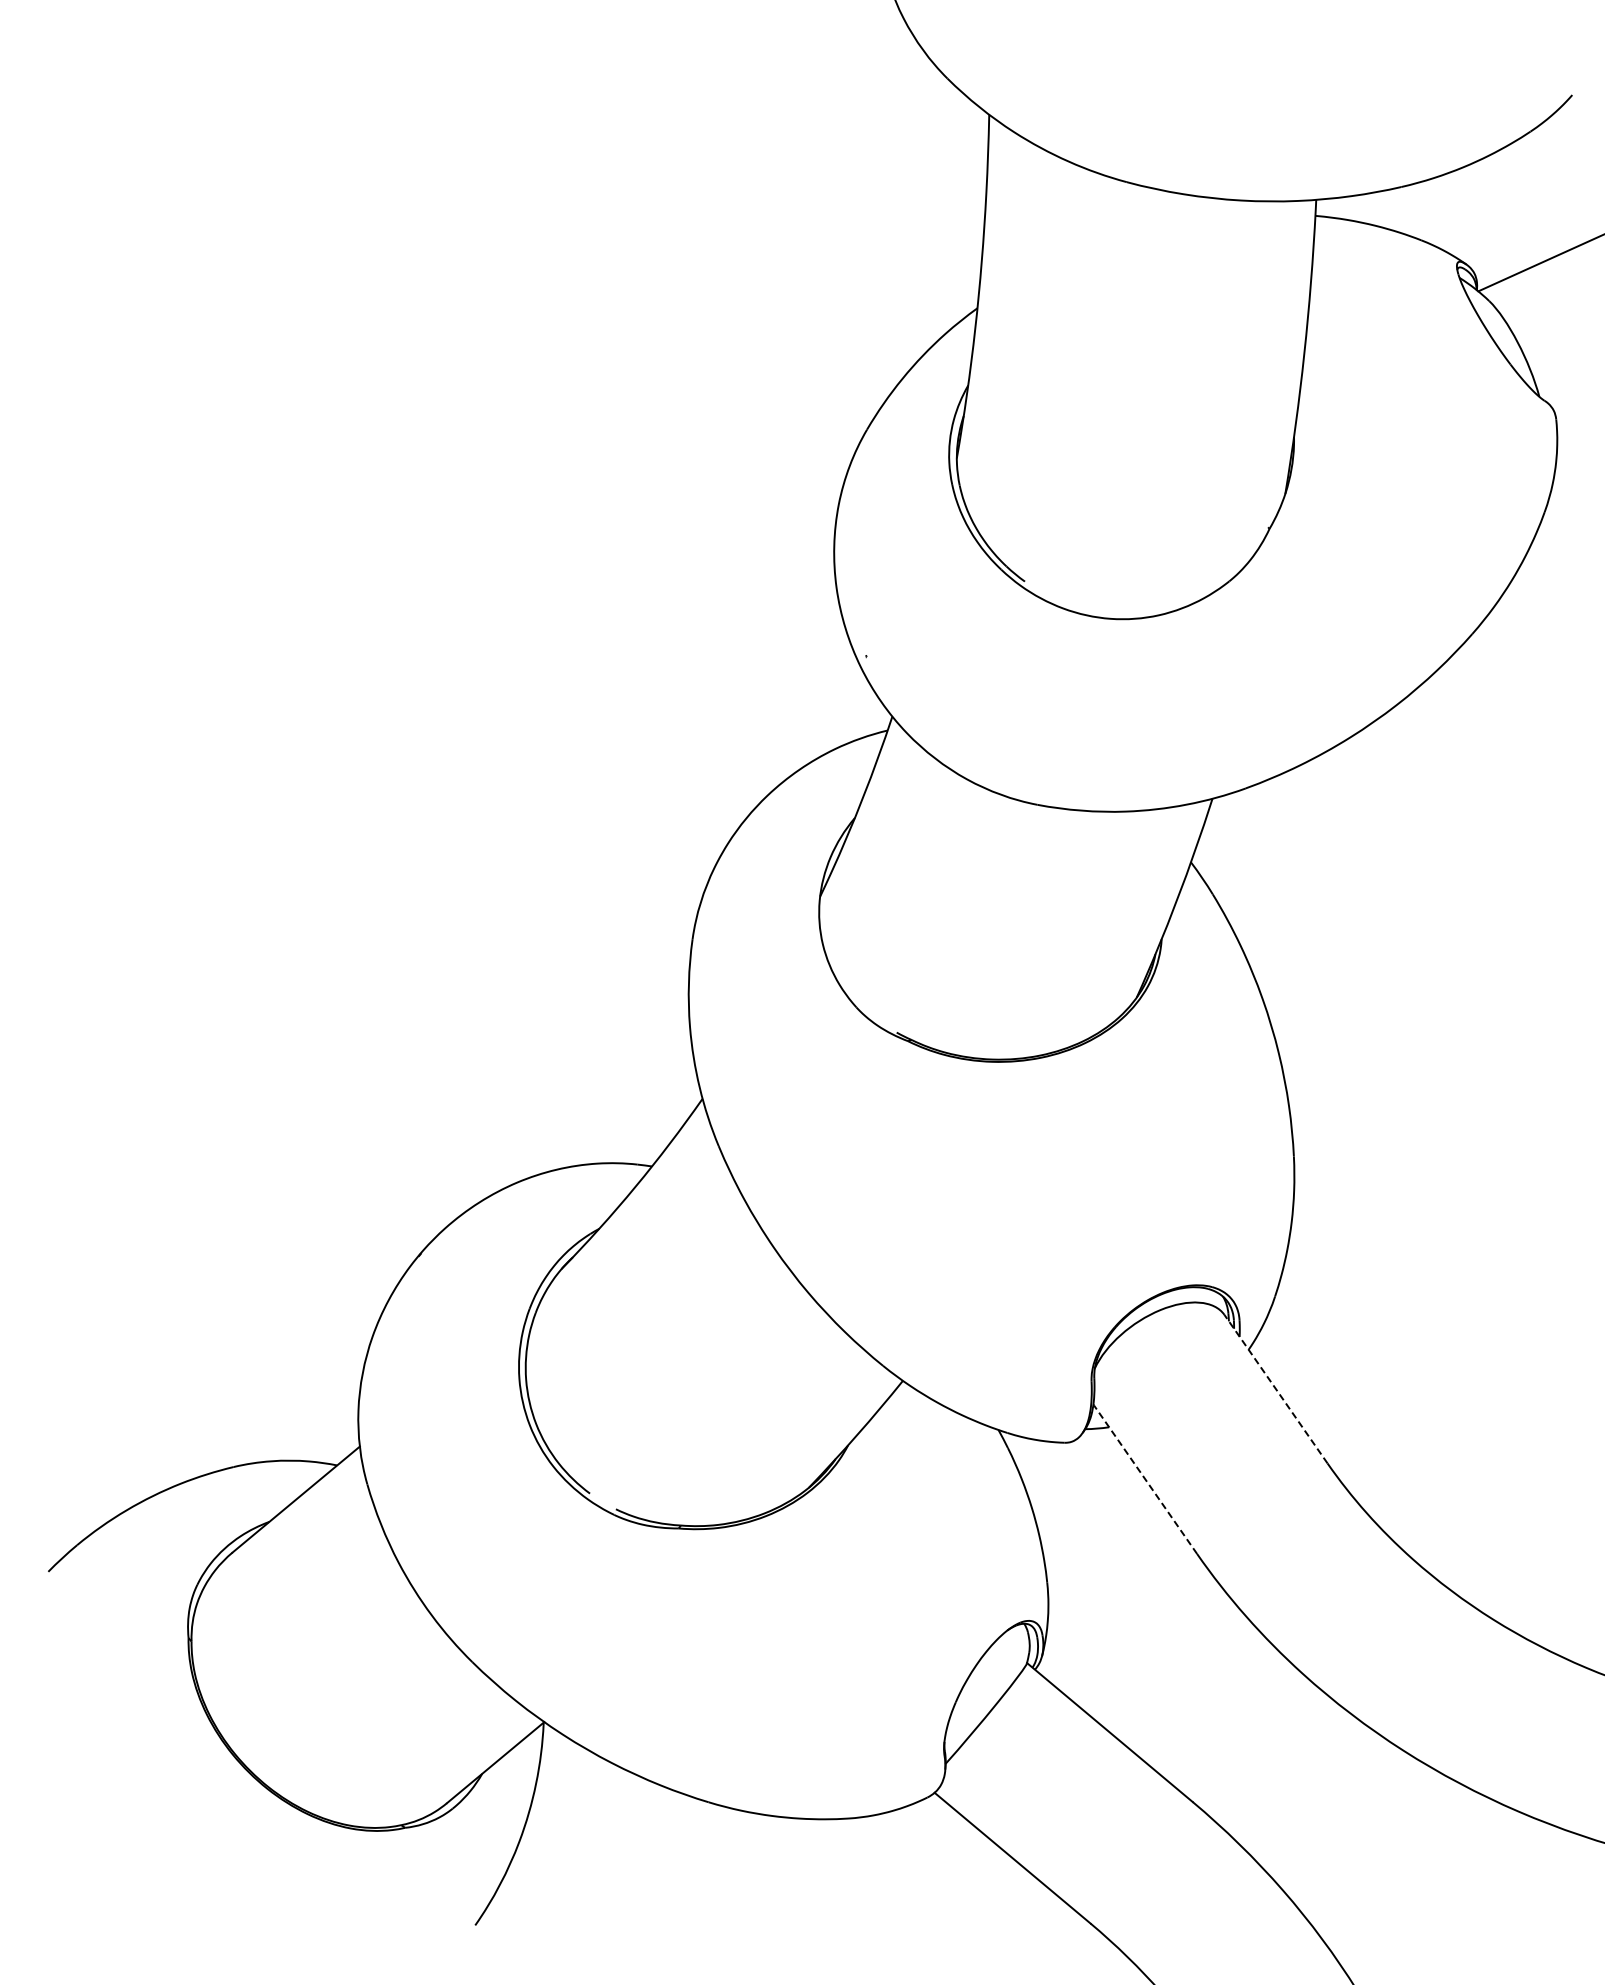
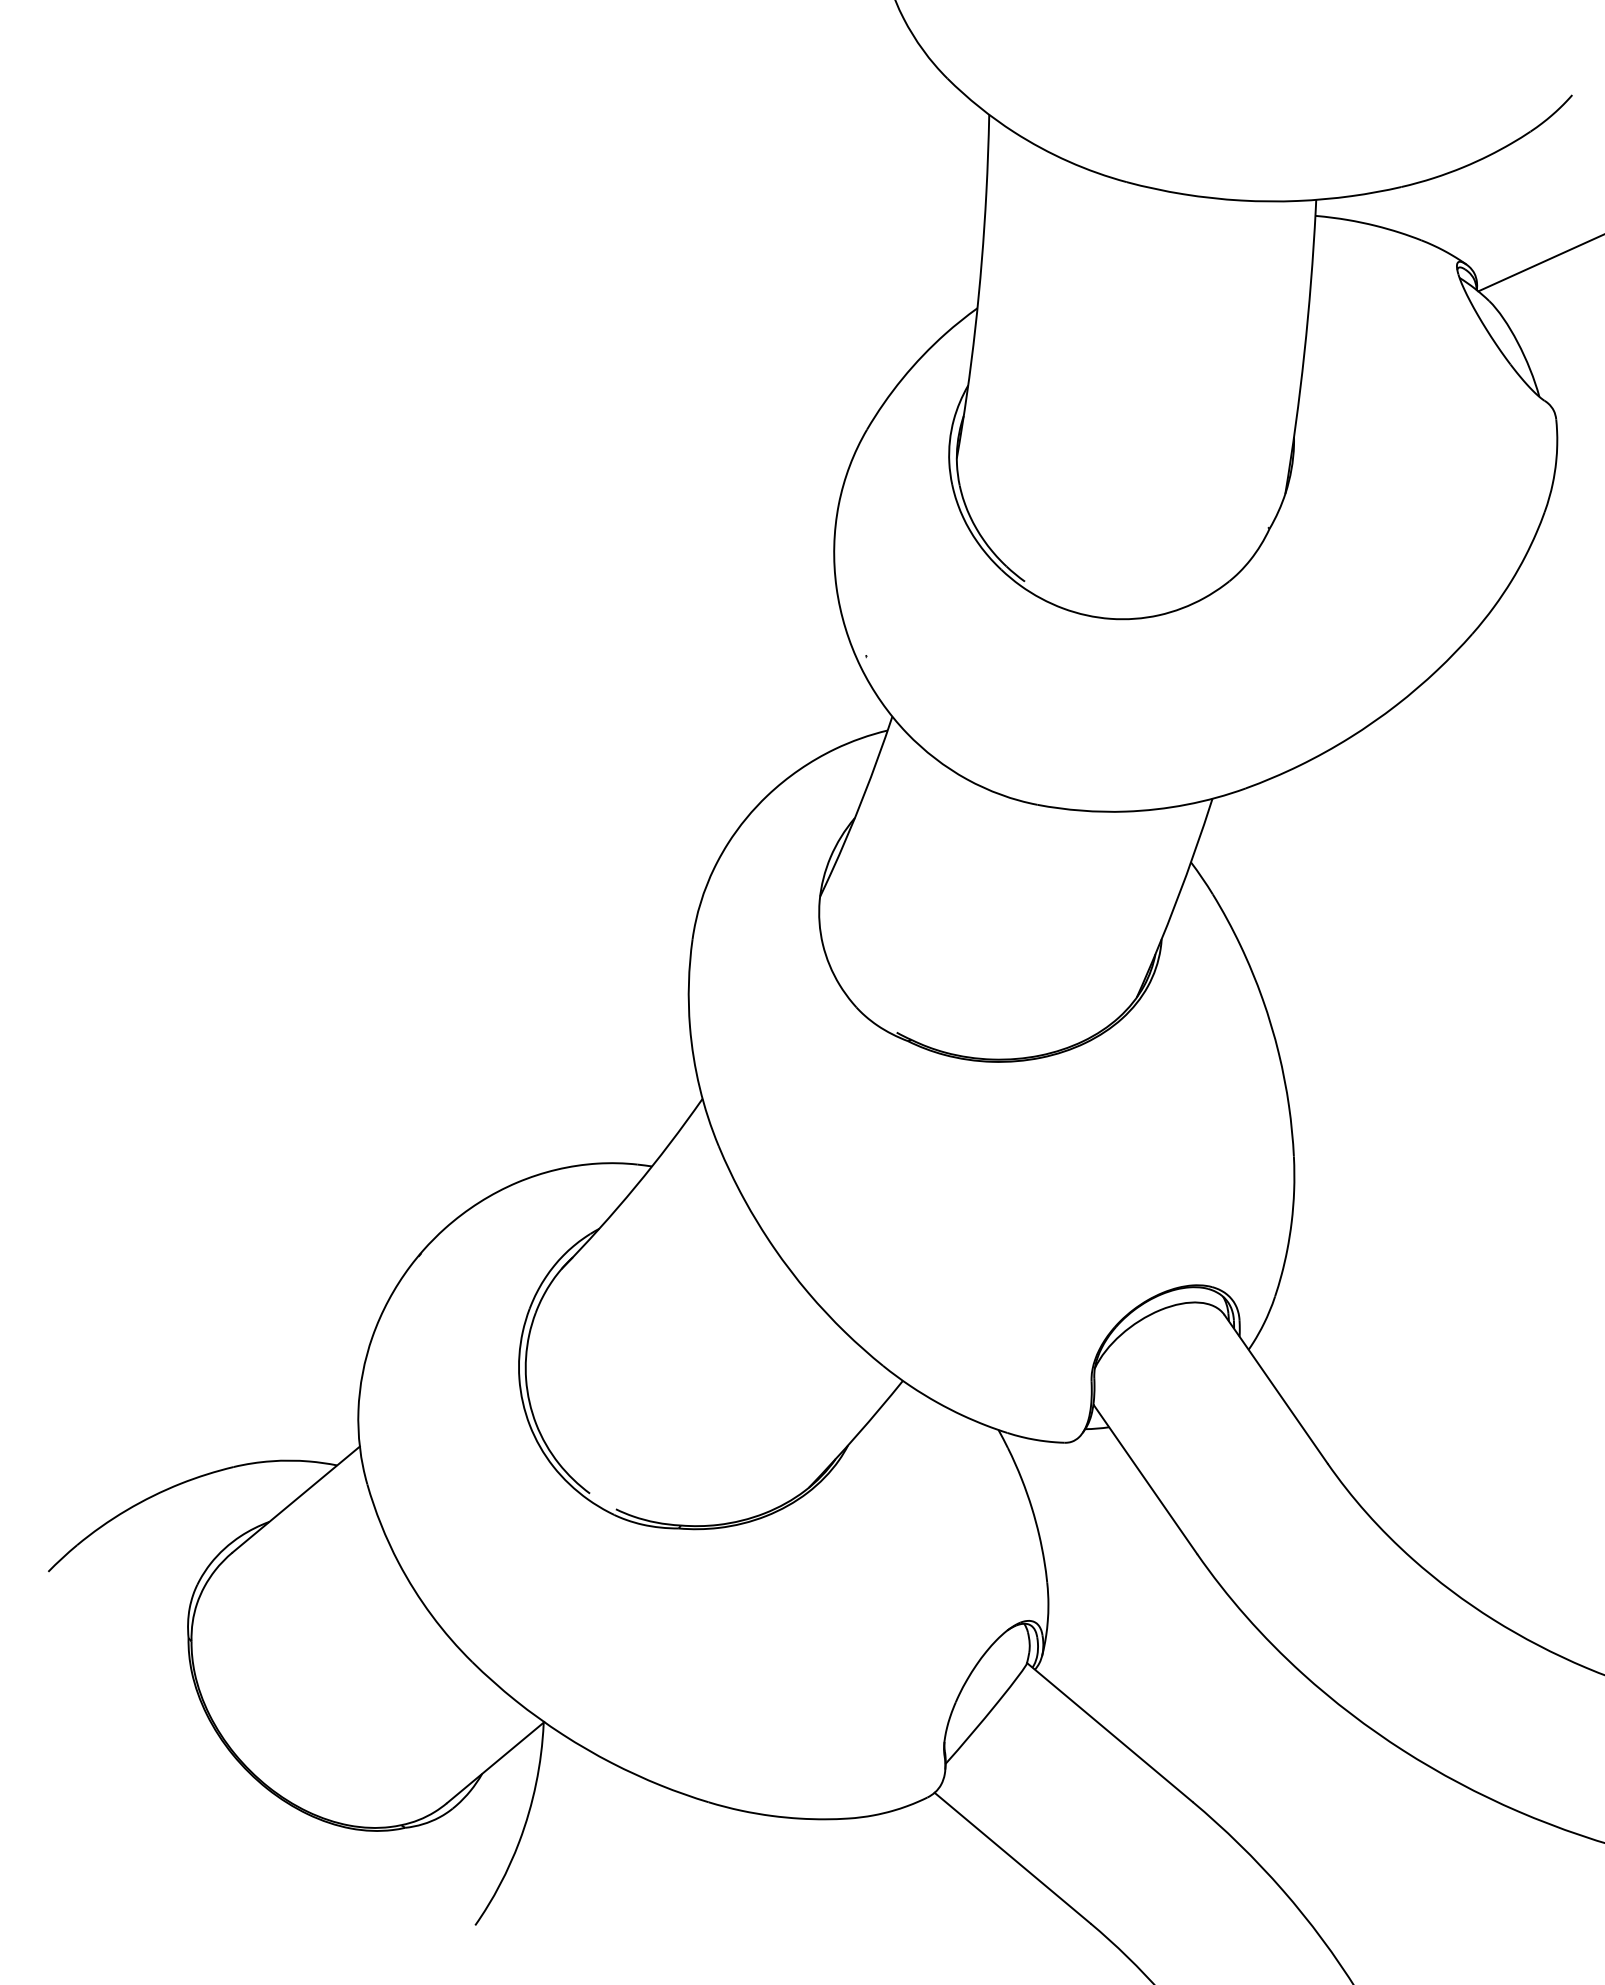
line: dashed -> solid (1275, 1388)
line: dashed -> solid (1145, 1479)
